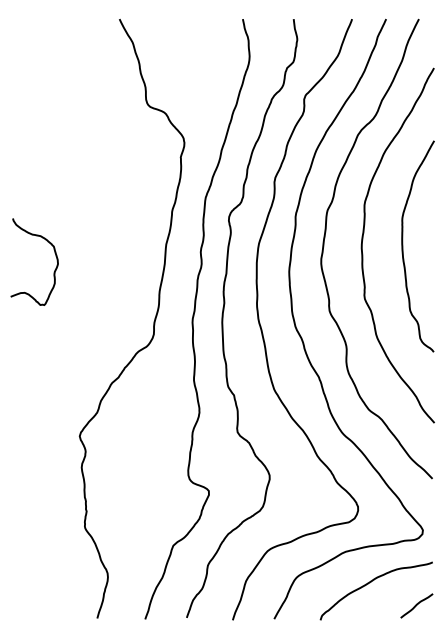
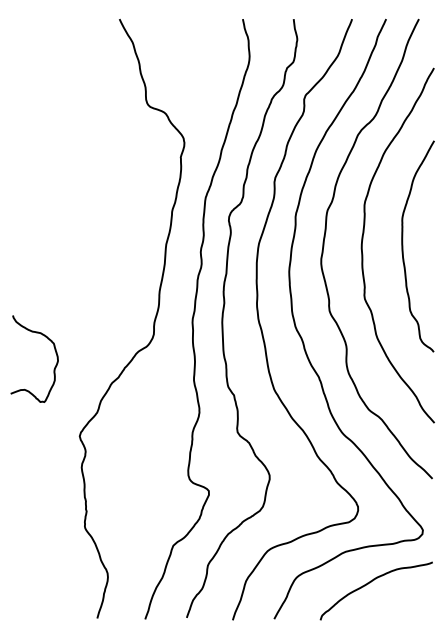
curve position: (54, 253) -> (54, 350) (54, 350)
curve: present -> none (416, 605)
